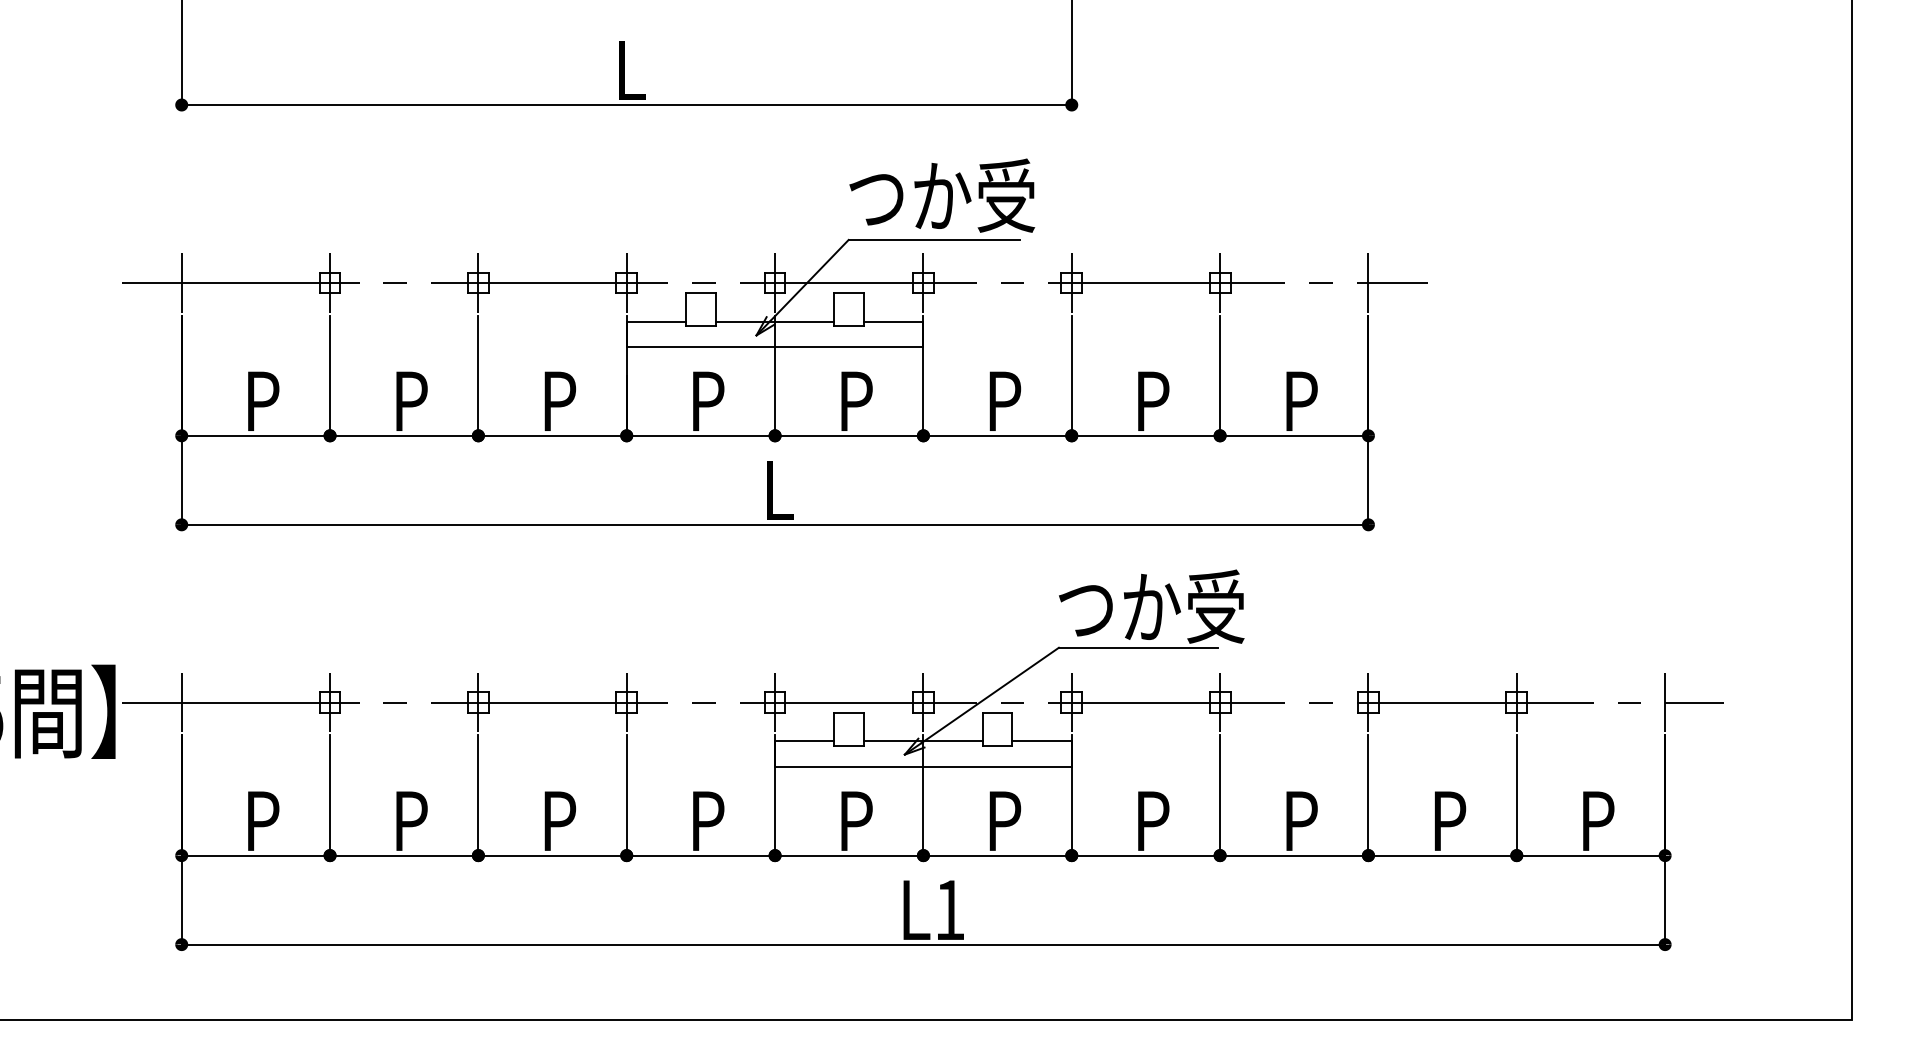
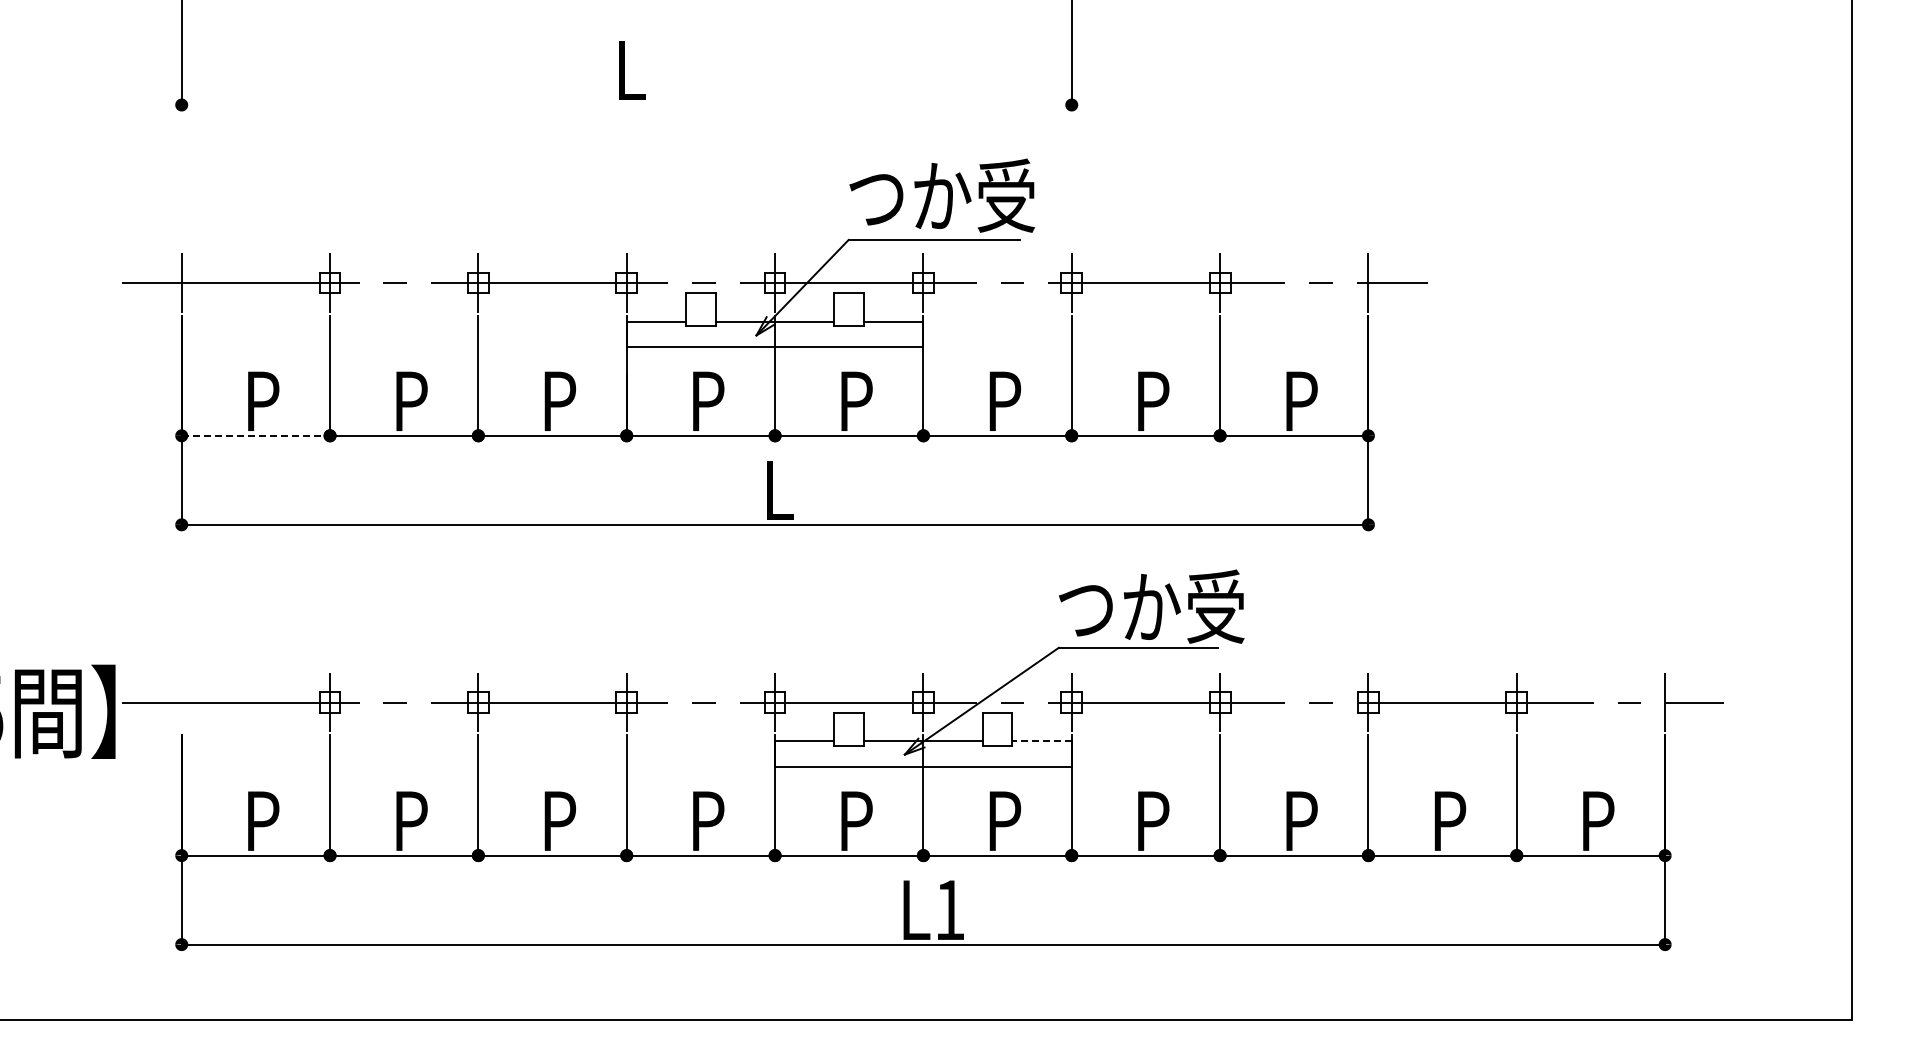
line: present -> none (626, 105)
line: solid -> dashed (256, 435)
line: present -> none (181, 702)
line: solid -> dashed (1042, 741)
